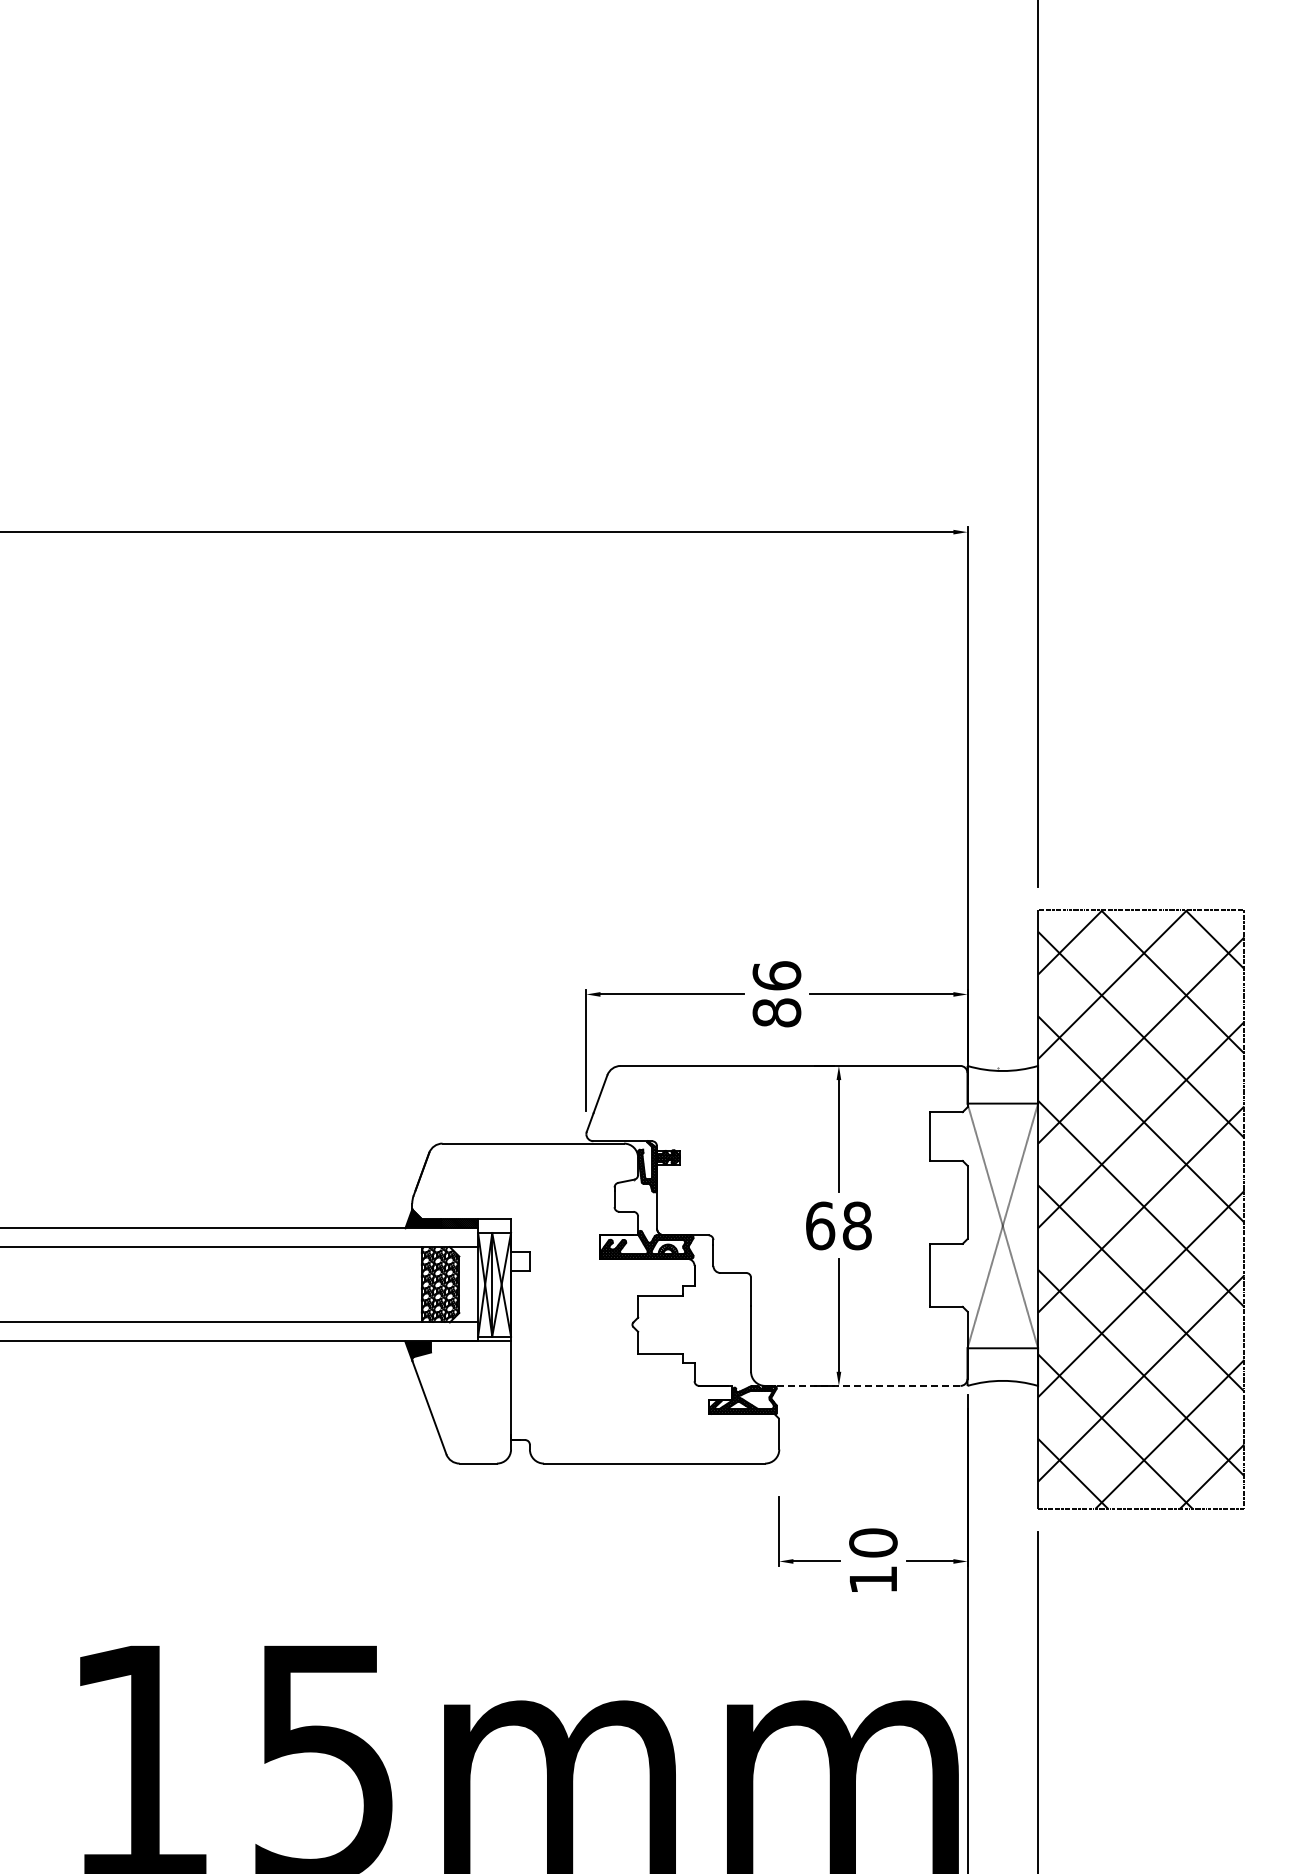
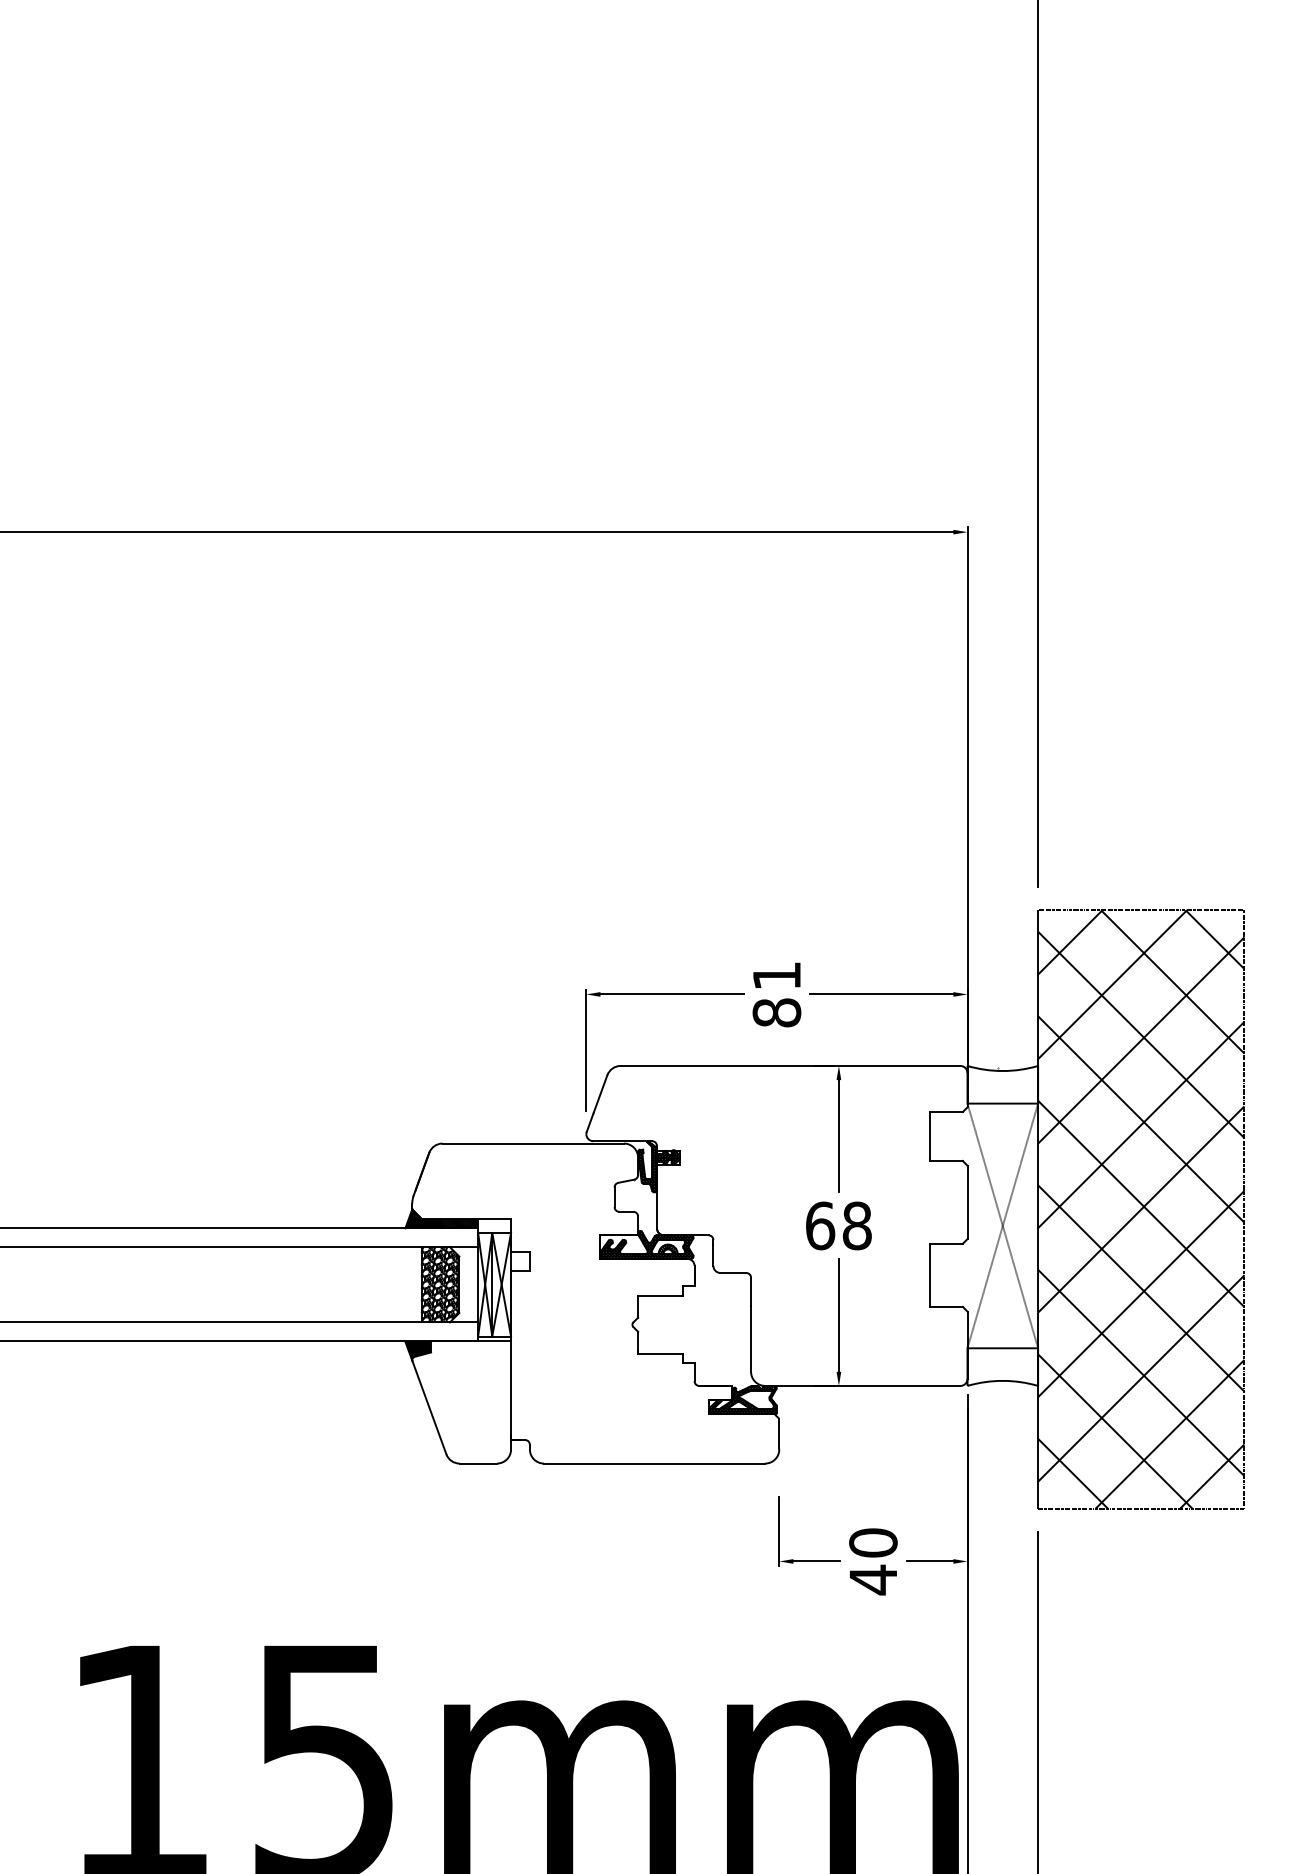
text: 86 -> 81 (776, 975)
line: dashed -> solid (862, 1385)
text: 10 -> 40 (872, 1579)
